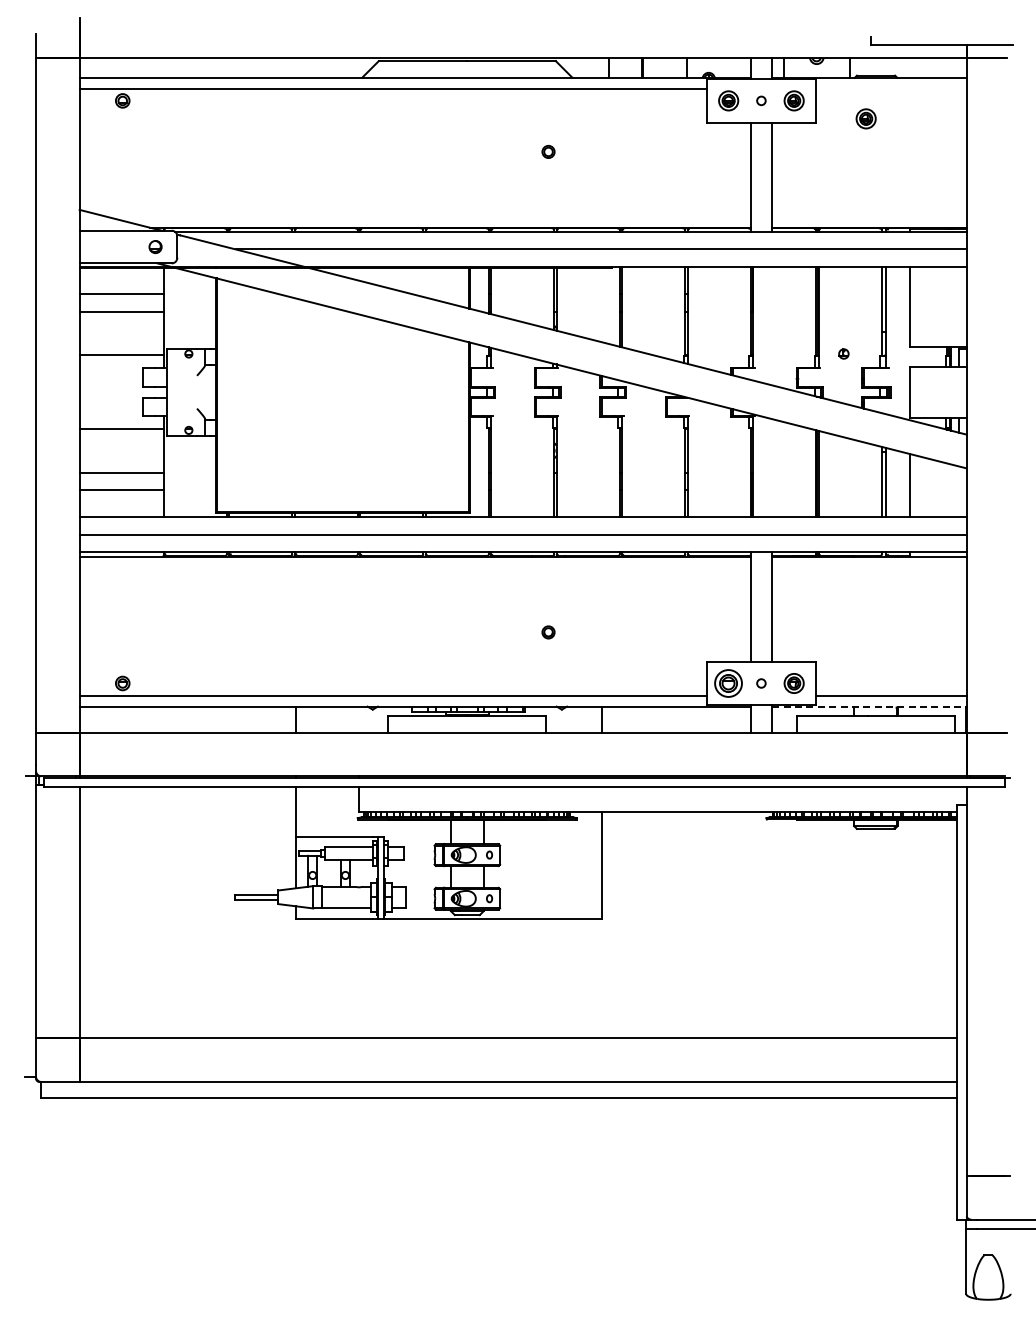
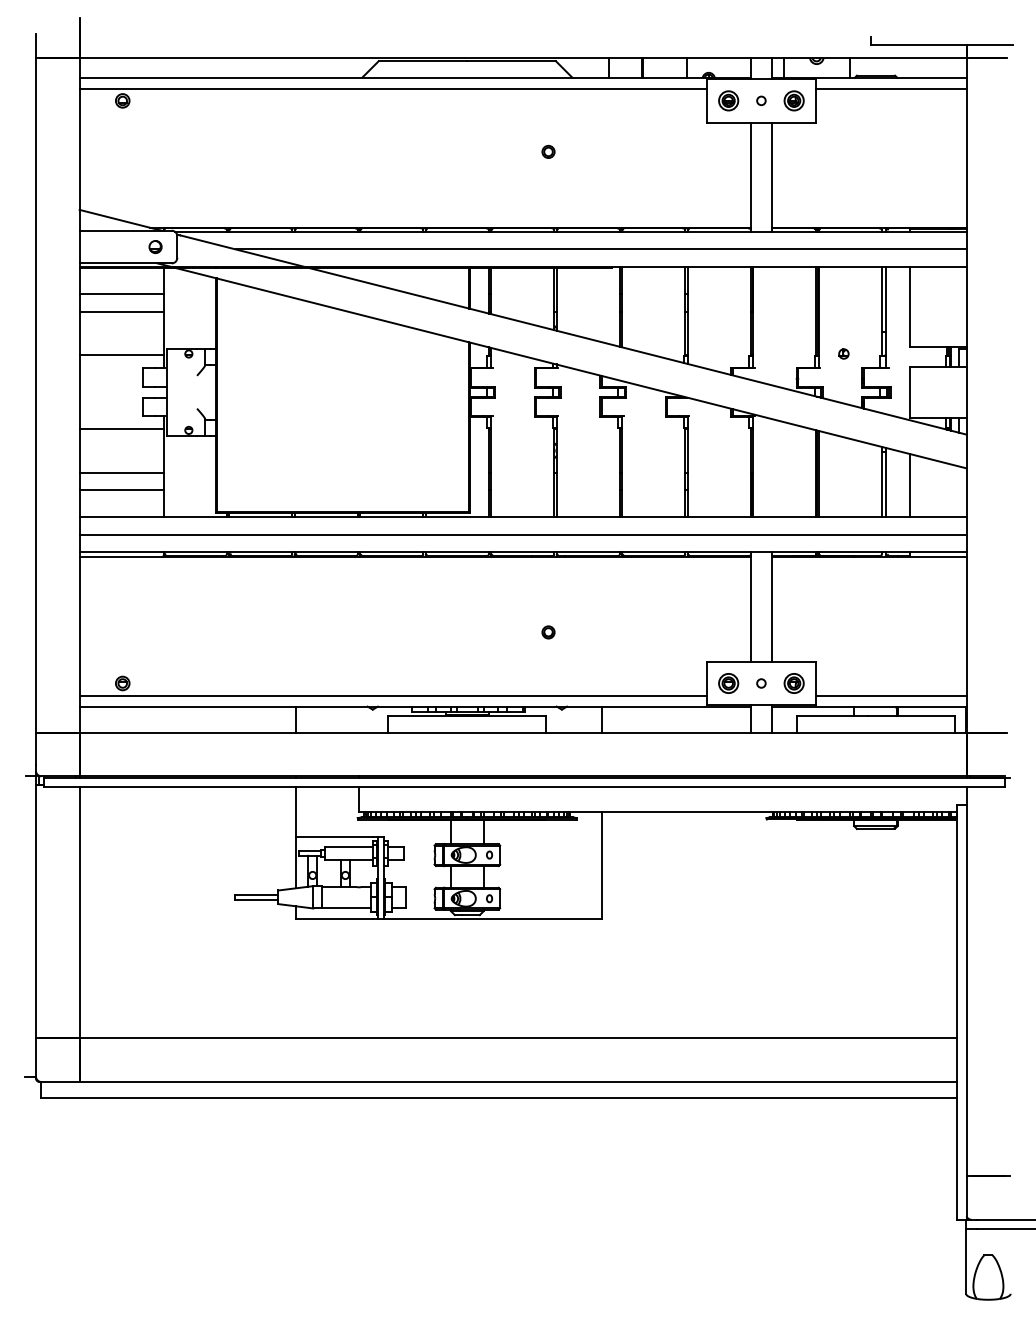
line: none -> present (891, 88)
part: present -> none (865, 118)
part size: 29x29 px -> 22x21 px (728, 683)
line: dashed -> solid (869, 706)
